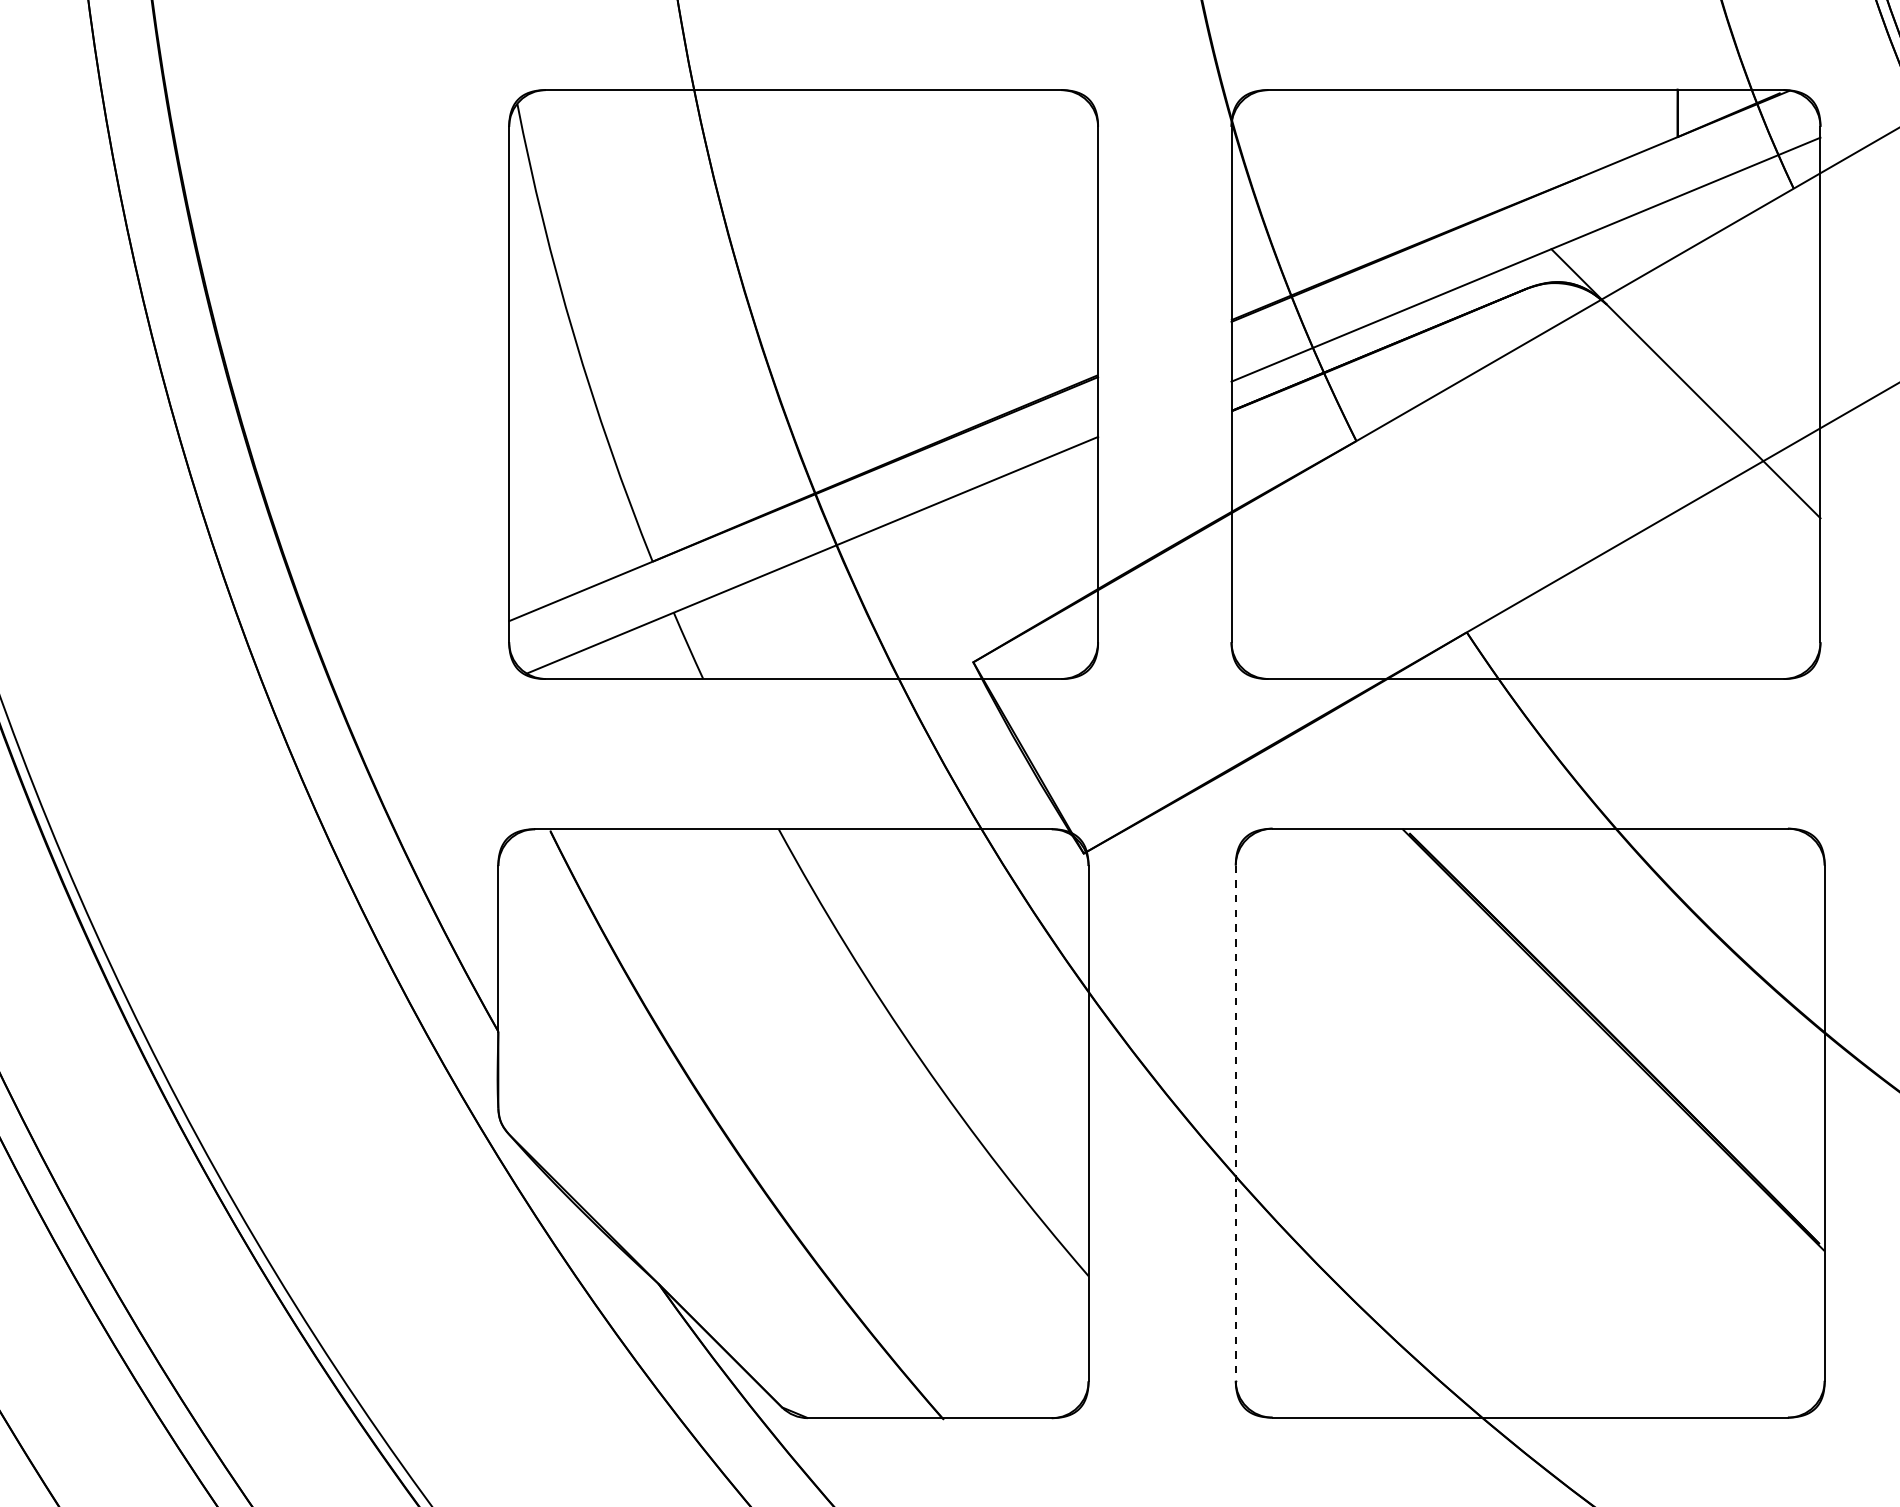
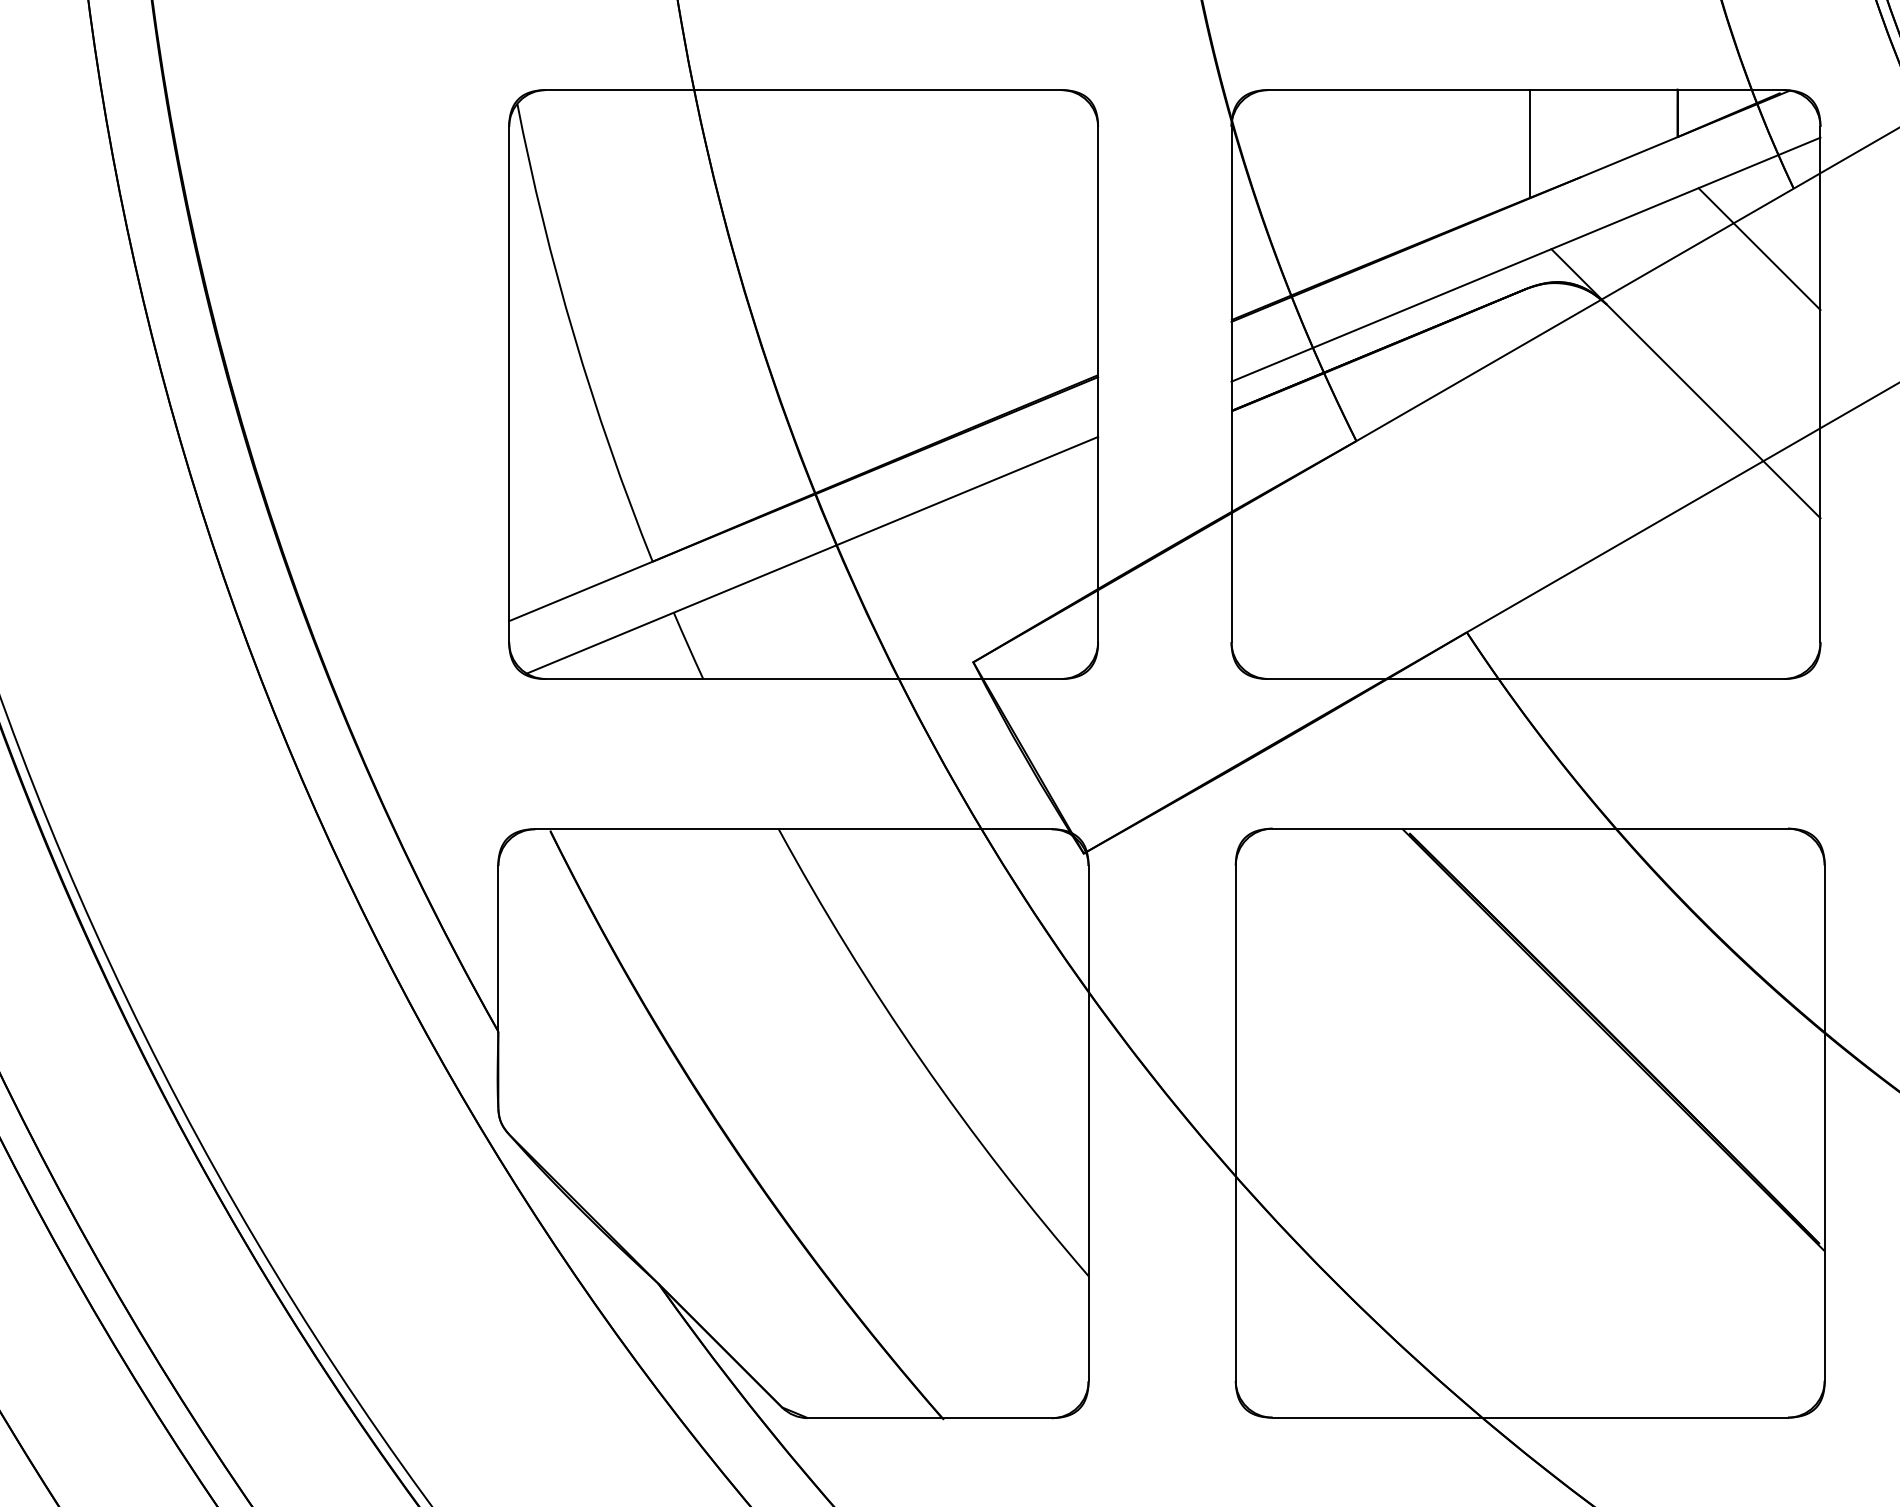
line: none -> present (1530, 144)
line: none -> present (1759, 249)
line: dashed -> solid (1235, 1123)
